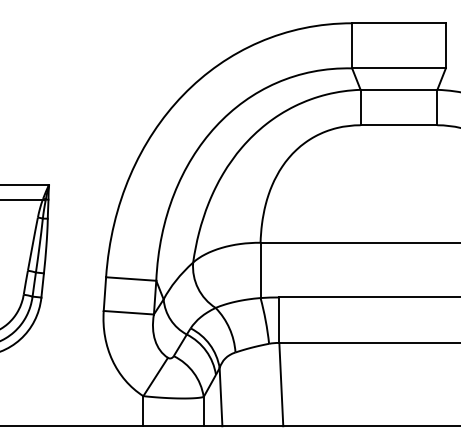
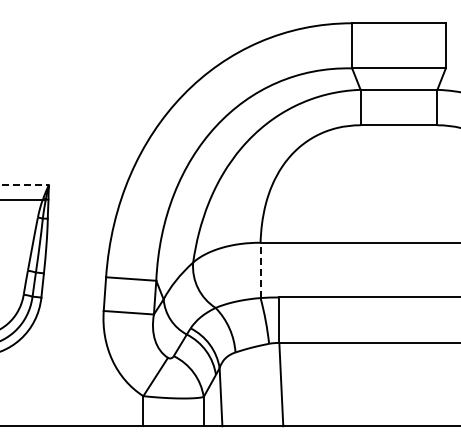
line: solid -> dashed (25, 184)
line: solid -> dashed (260, 270)
